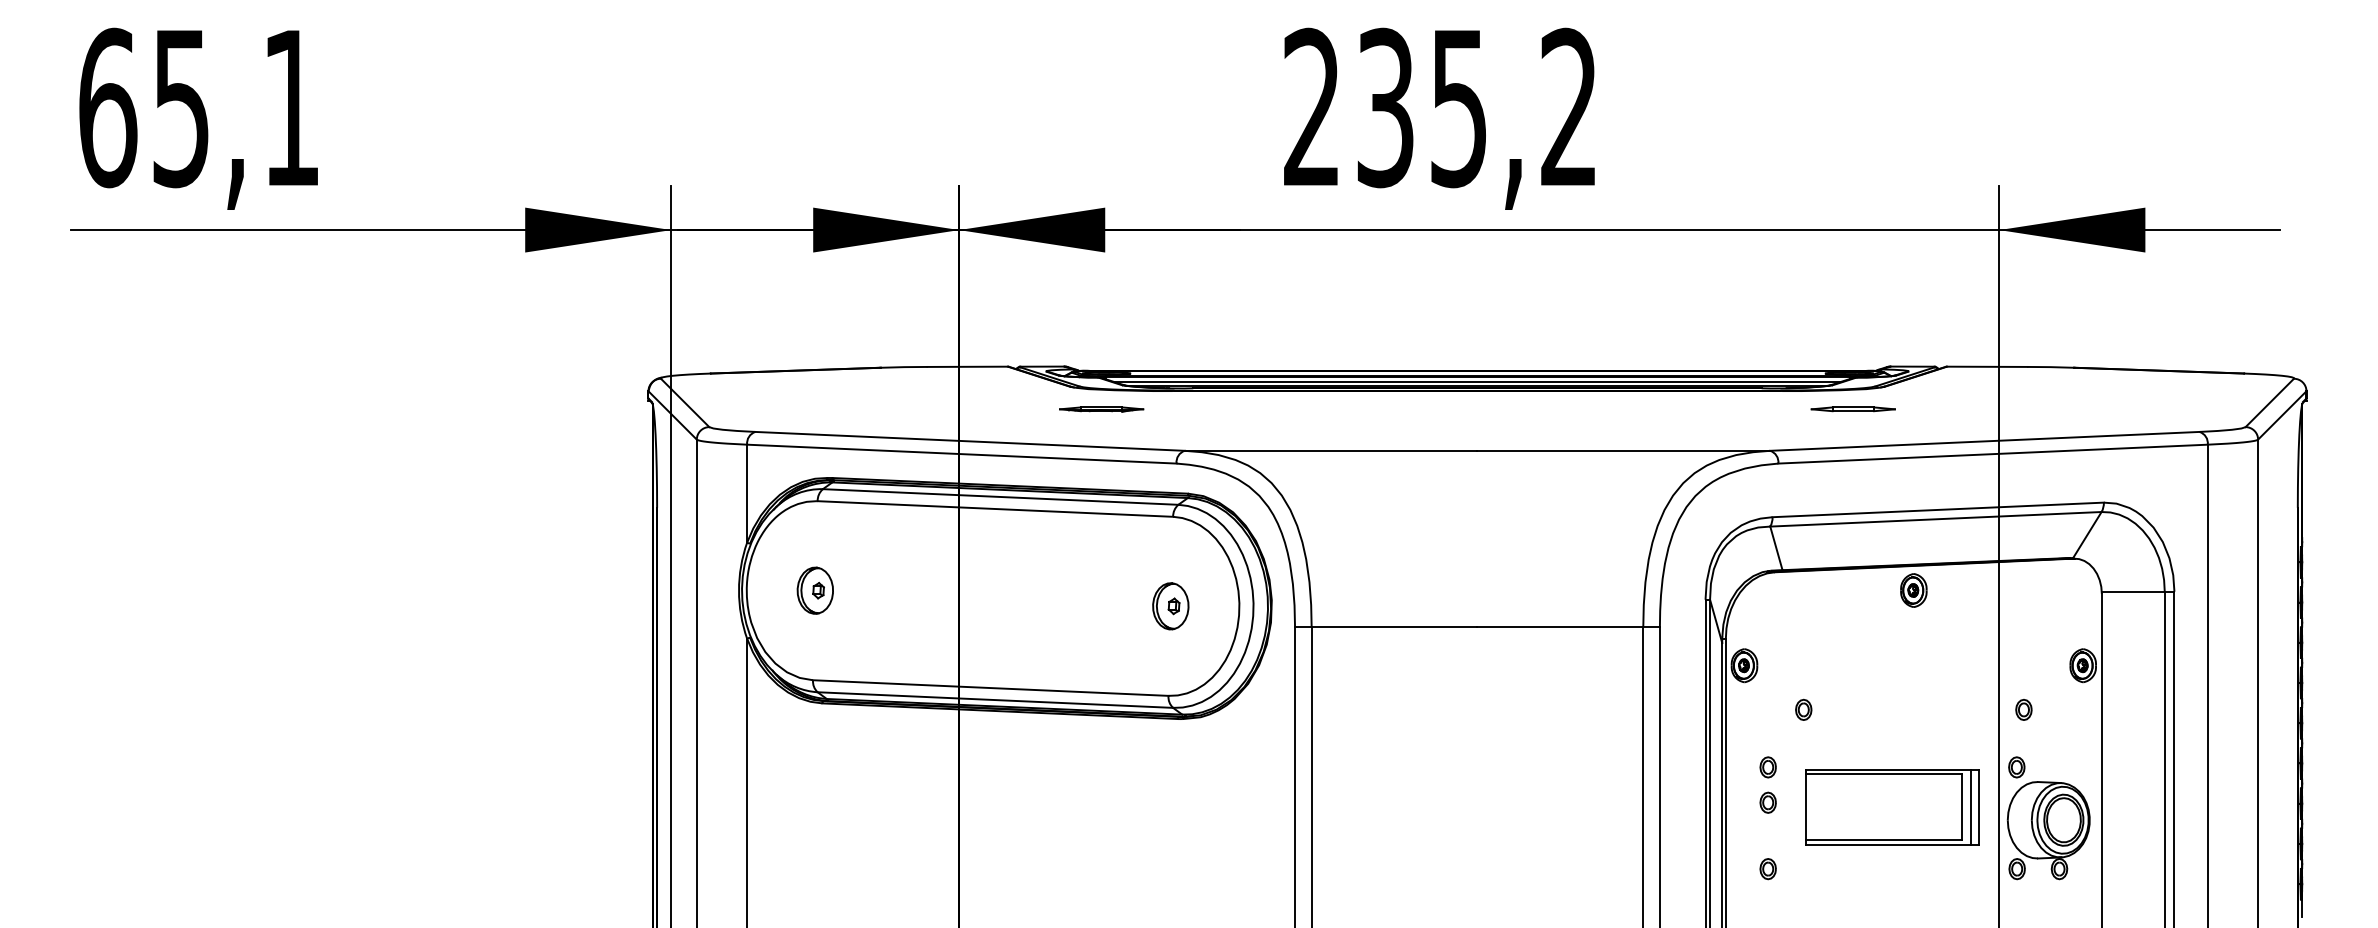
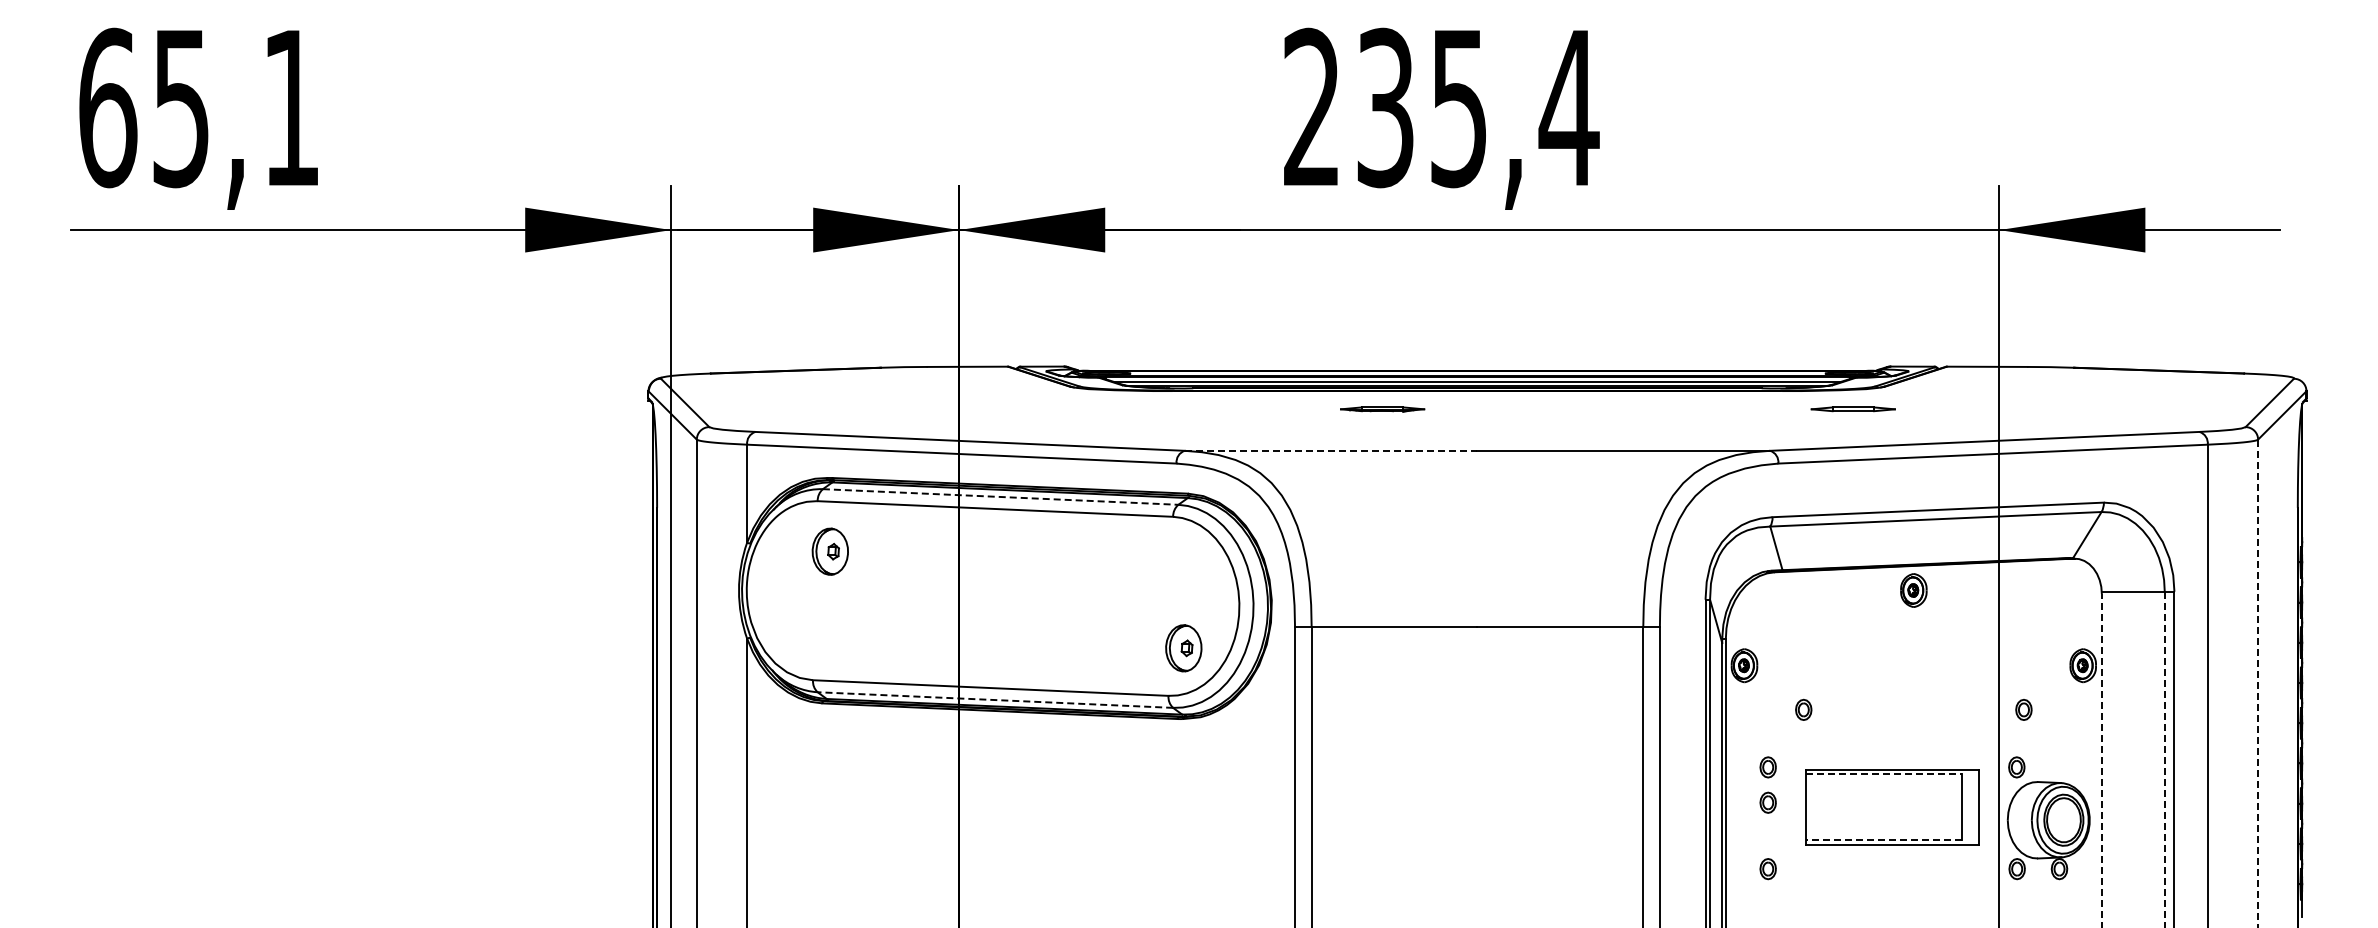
text: 235,2 -> 235,4 (1568, 106)
part position: (1101, 409) -> (1382, 409) (1382, 409)
line: solid -> dashed (1331, 450)
line: solid -> dashed (1000, 496)
part position: (814, 590) -> (829, 551) (829, 551)
part position: (1170, 606) -> (1183, 648) (1183, 648)
line: solid -> dashed (2258, 683)
line: solid -> dashed (995, 700)
line: solid -> dashed (2164, 759)
line: solid -> dashed (2101, 761)
line: solid -> dashed (1884, 774)
line: present -> none (1971, 806)
line: solid -> dashed (1883, 840)
